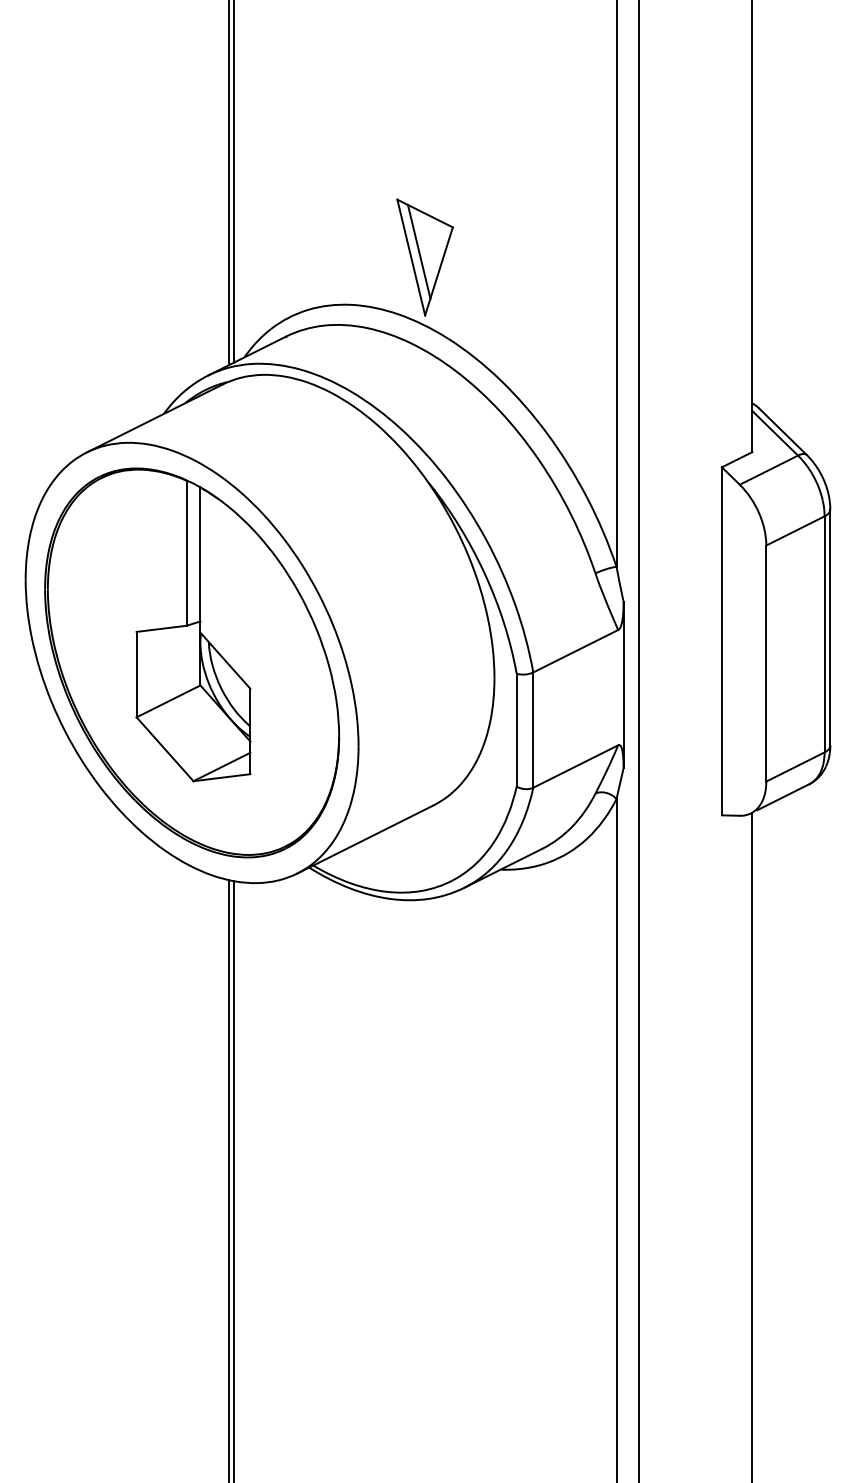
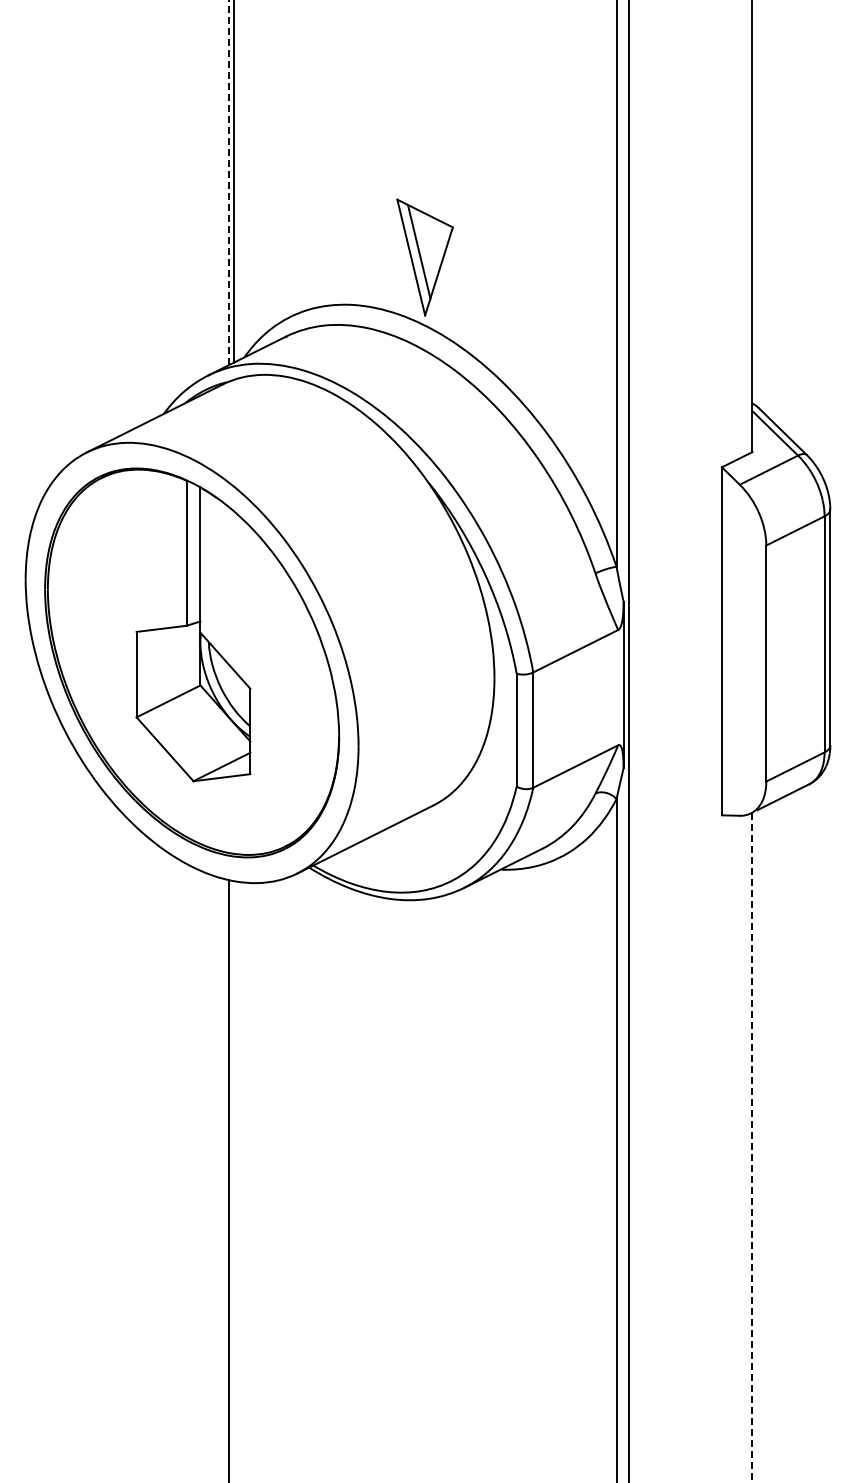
line: solid -> dashed (229, 182)
line position: (638, 740) -> (628, 740) (628, 740)
line: solid -> dashed (752, 1148)
line: present -> none (233, 1180)
